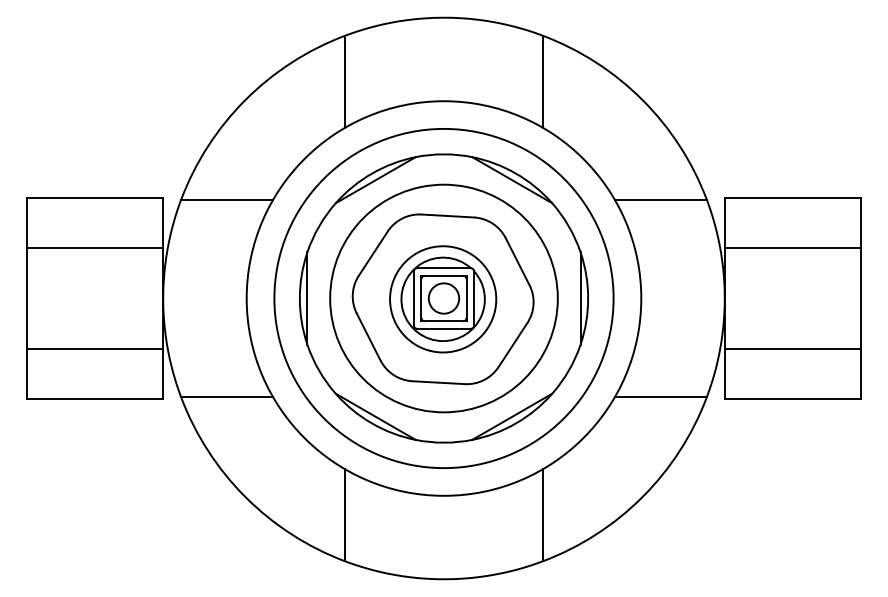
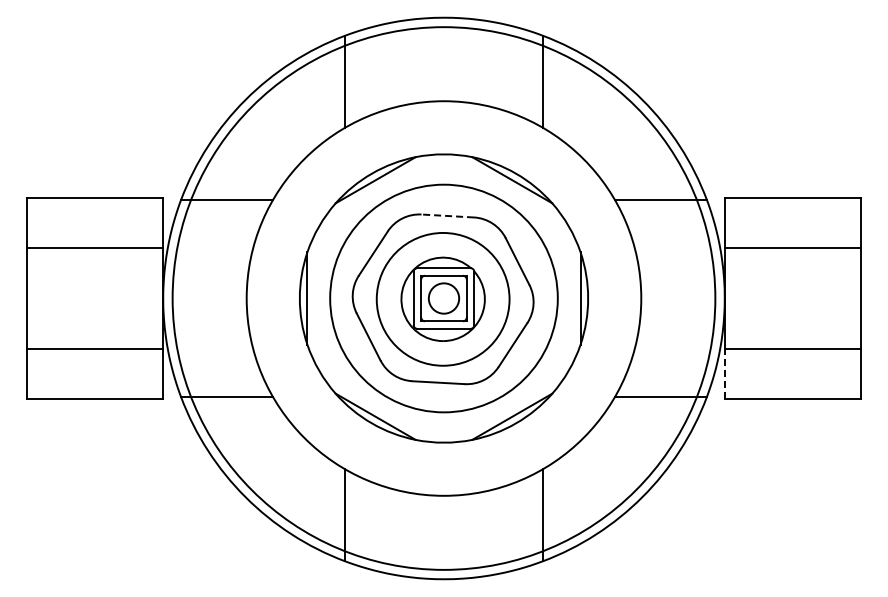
line: solid -> dashed (447, 215)
circle diameter: 339 px -> 543 px (443, 298)
circle diameter: 106 px -> 133 px (442, 298)
line: solid -> dashed (724, 373)
